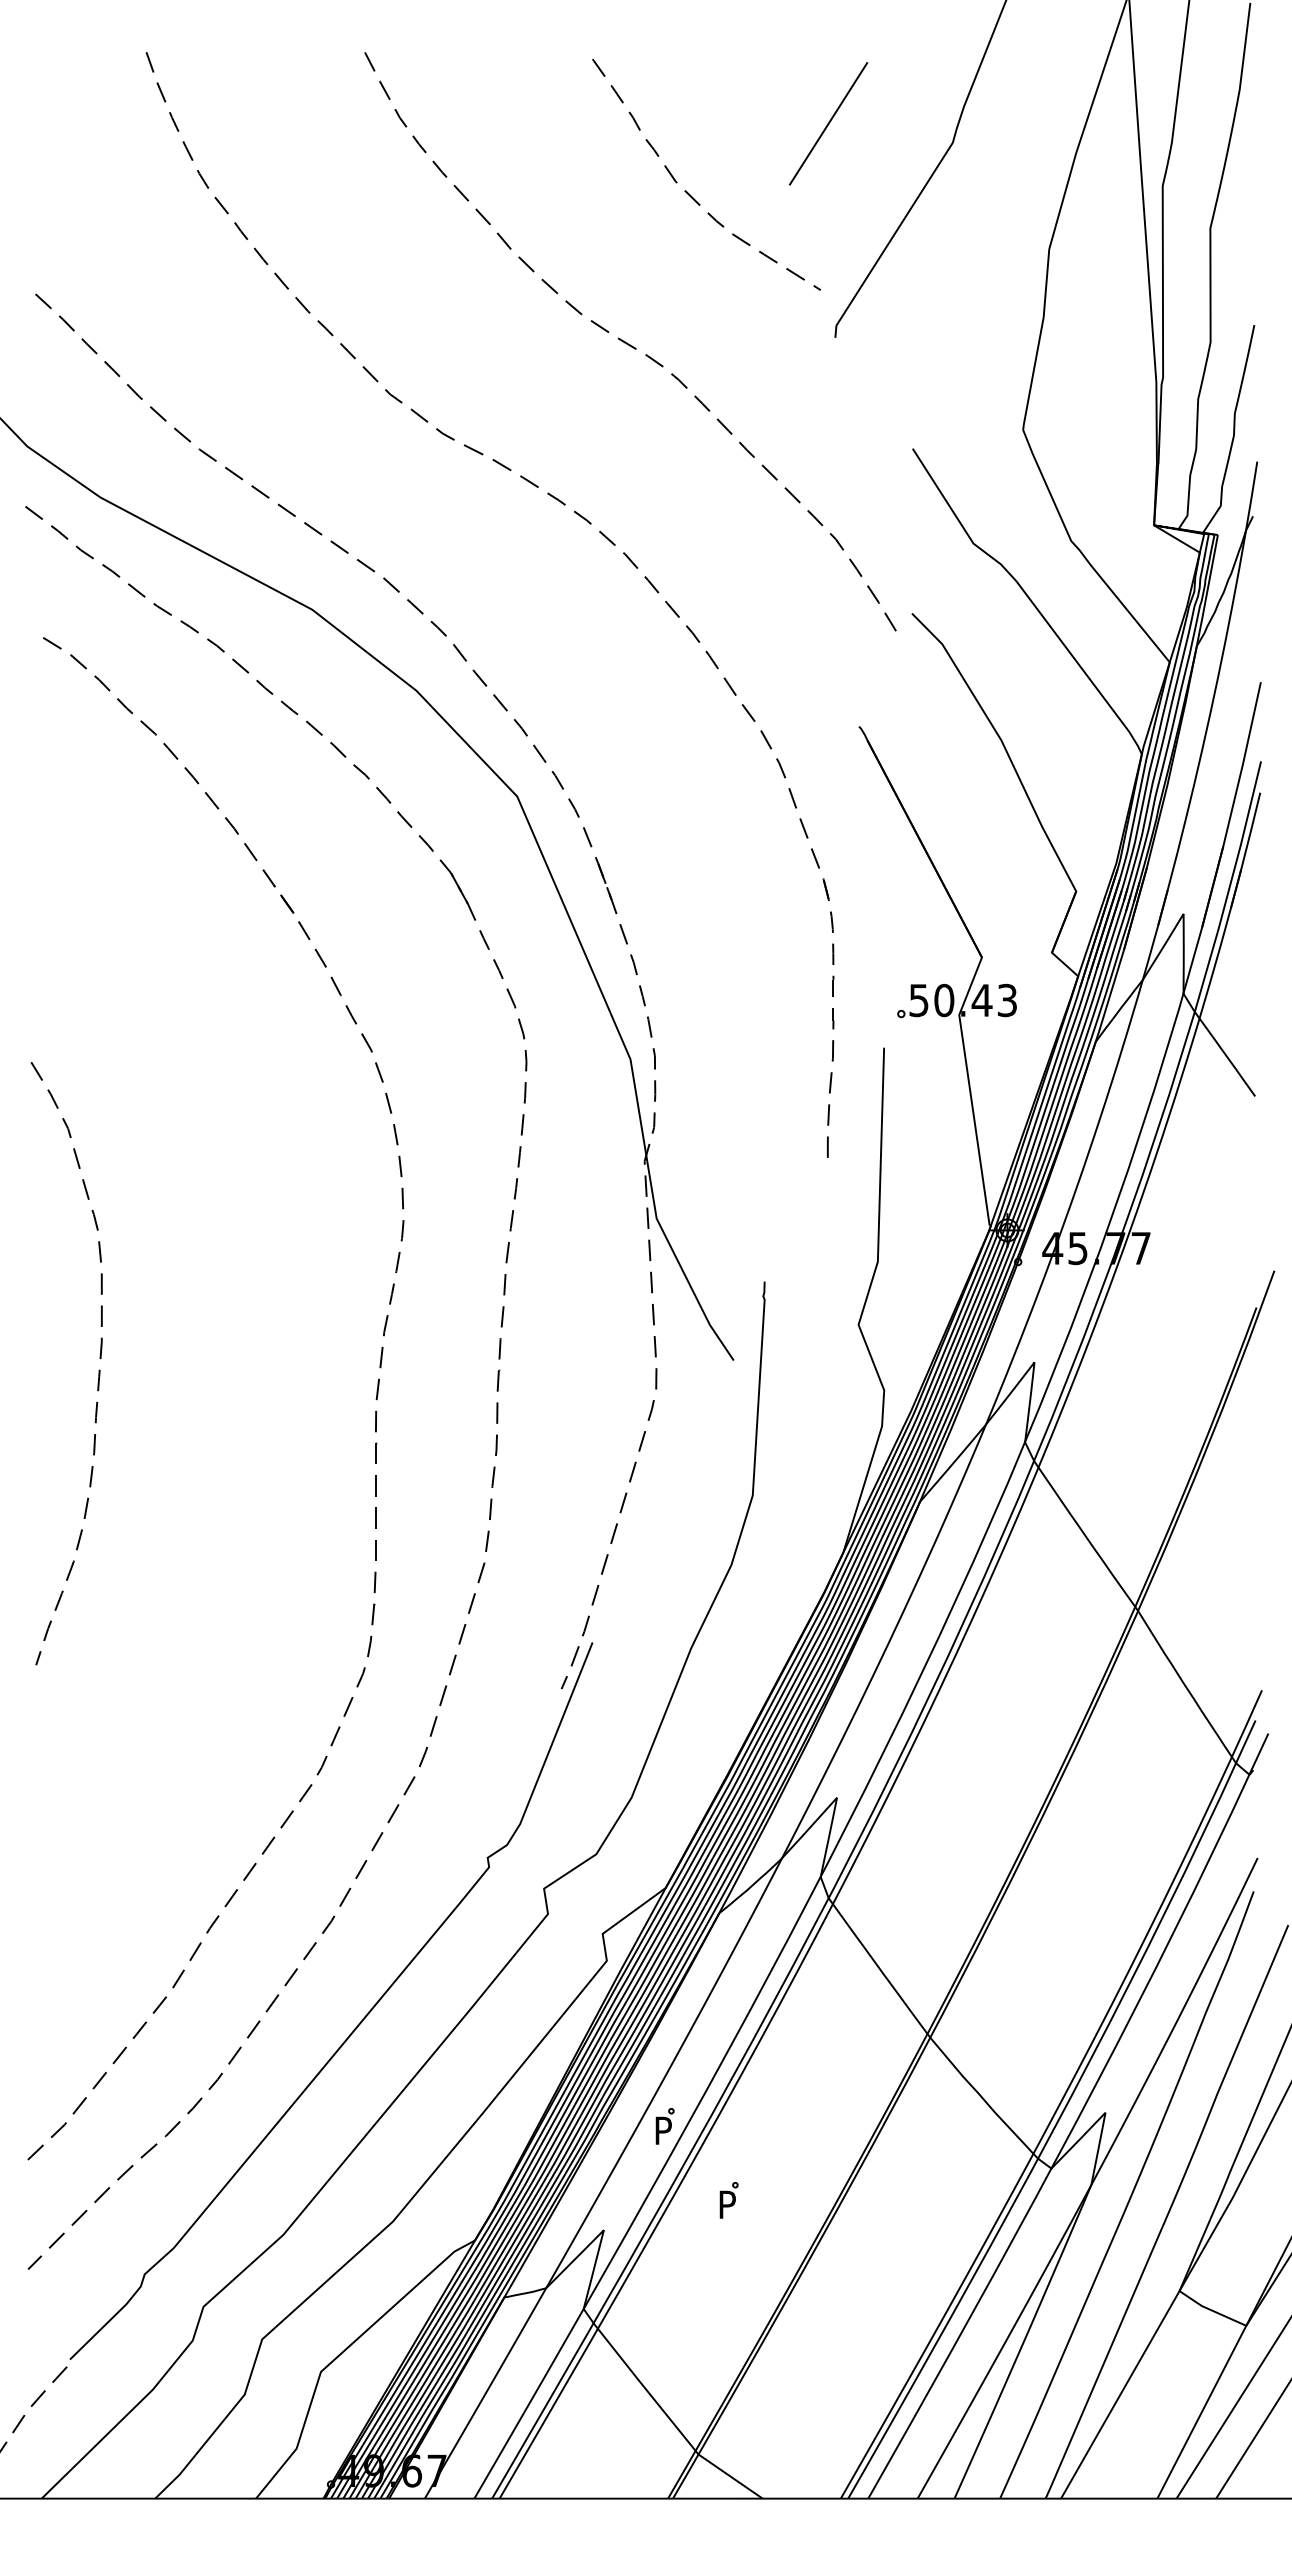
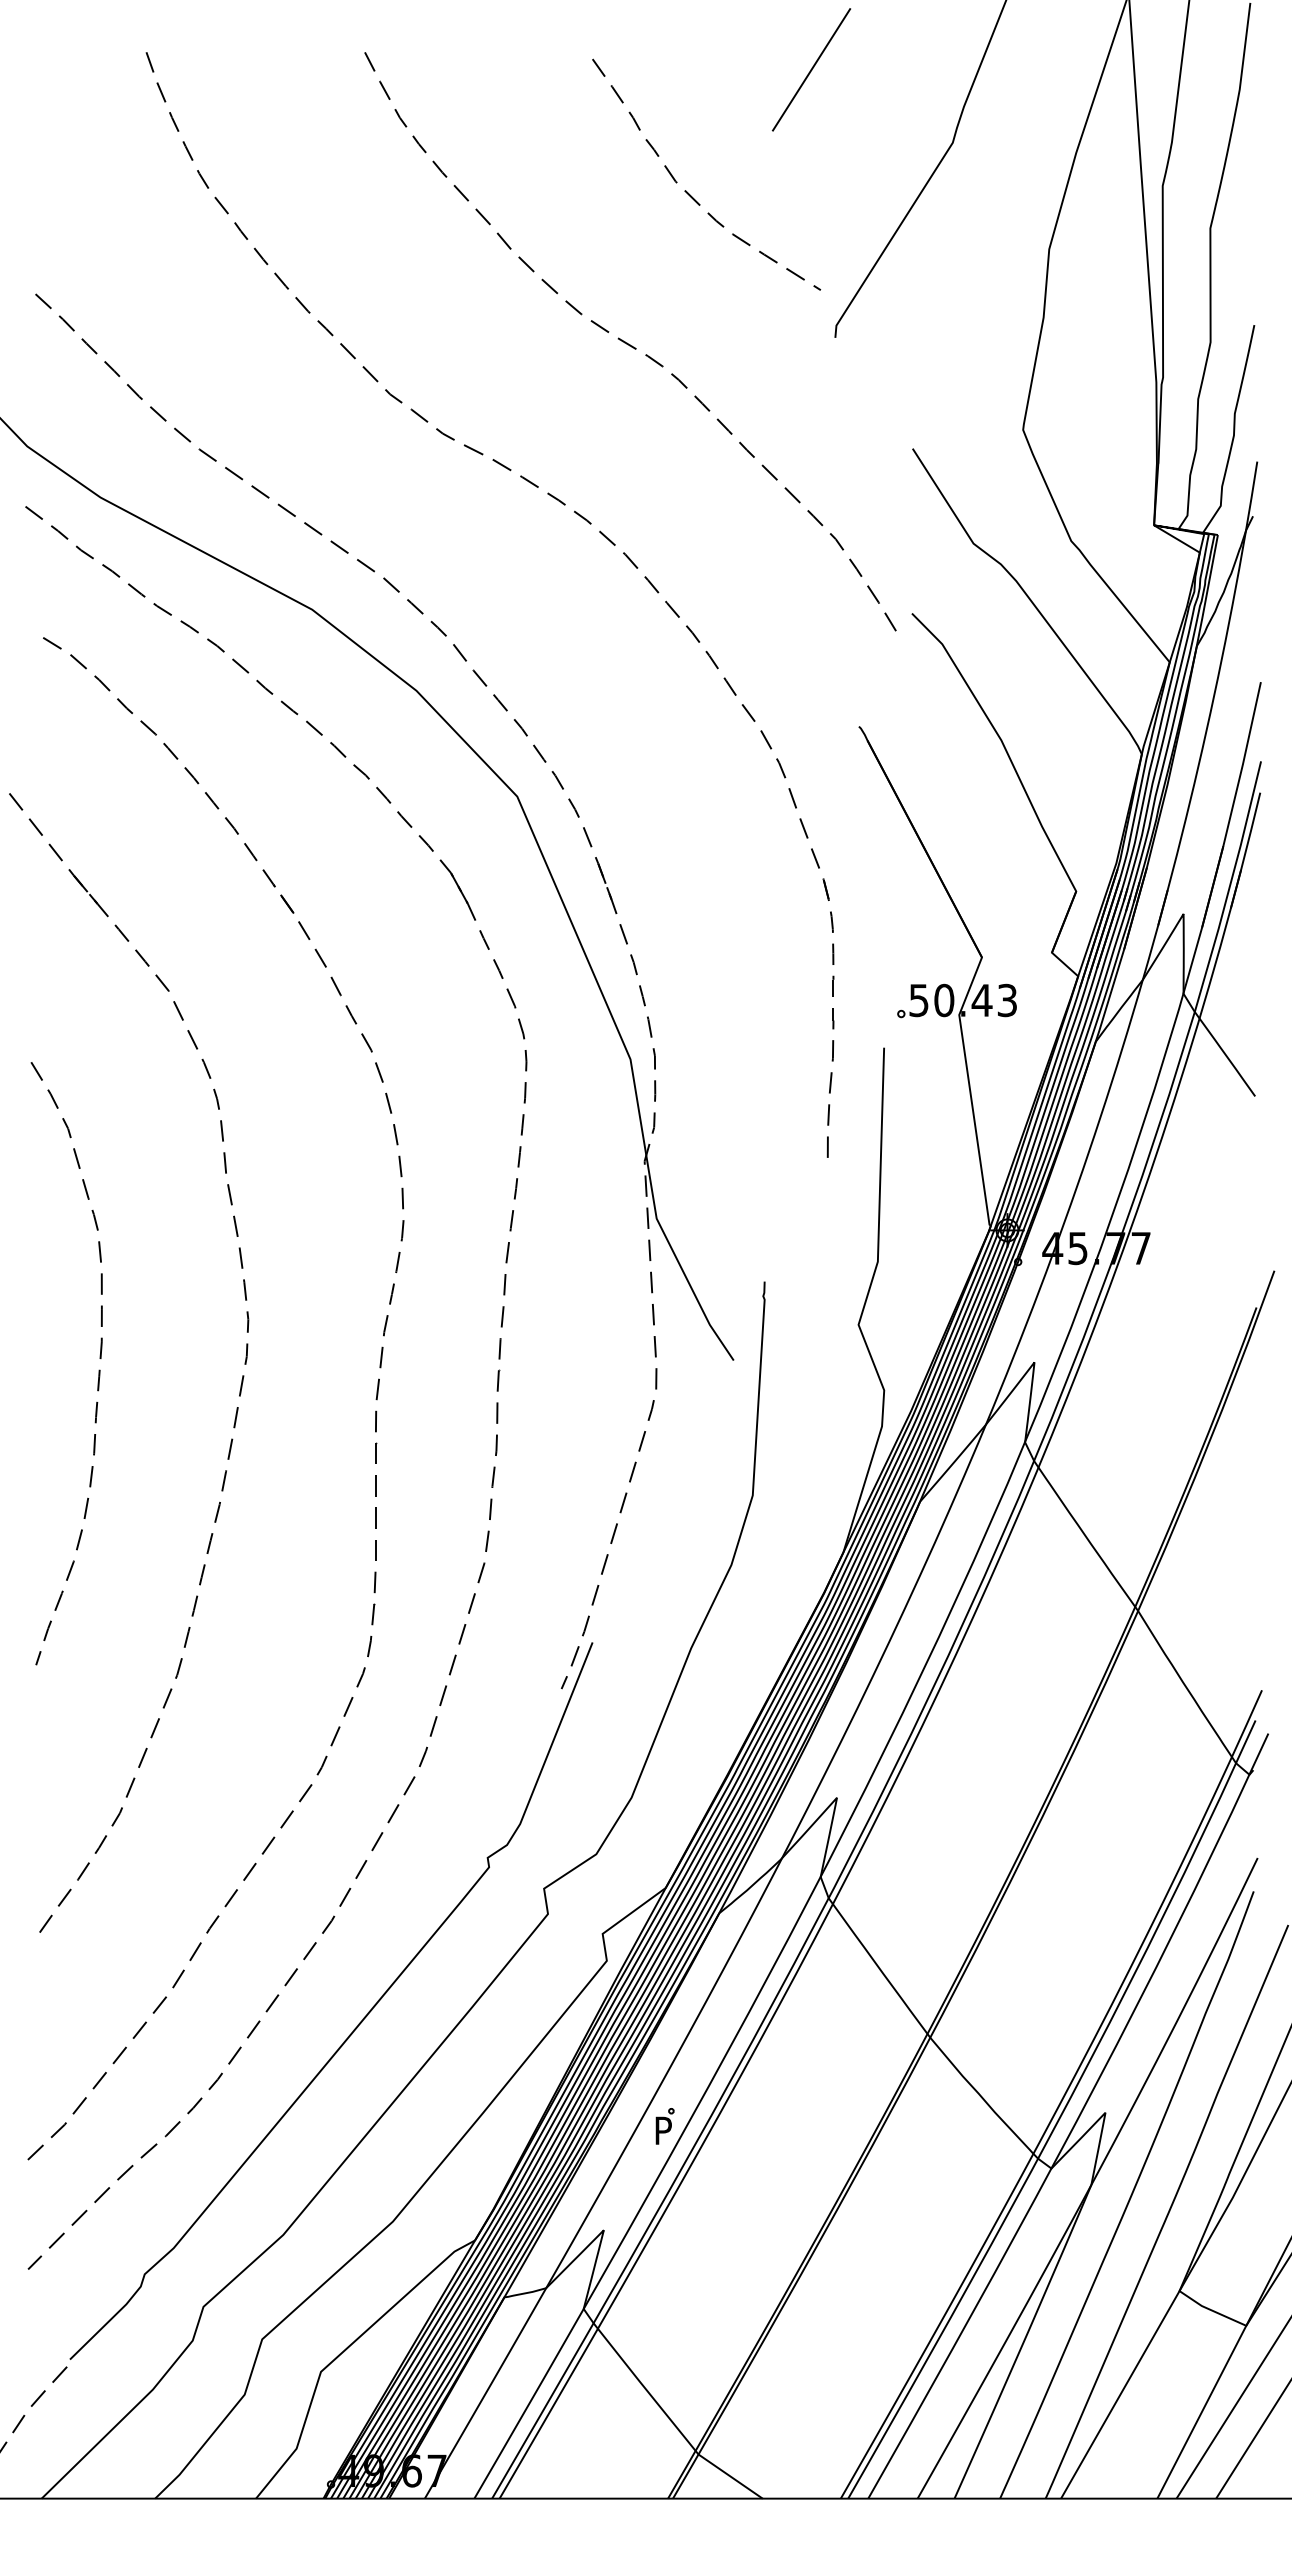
line position: (828, 123) -> (811, 69) (811, 69)
part: none -> present (241, 1379)
part: present -> none (728, 2200)
